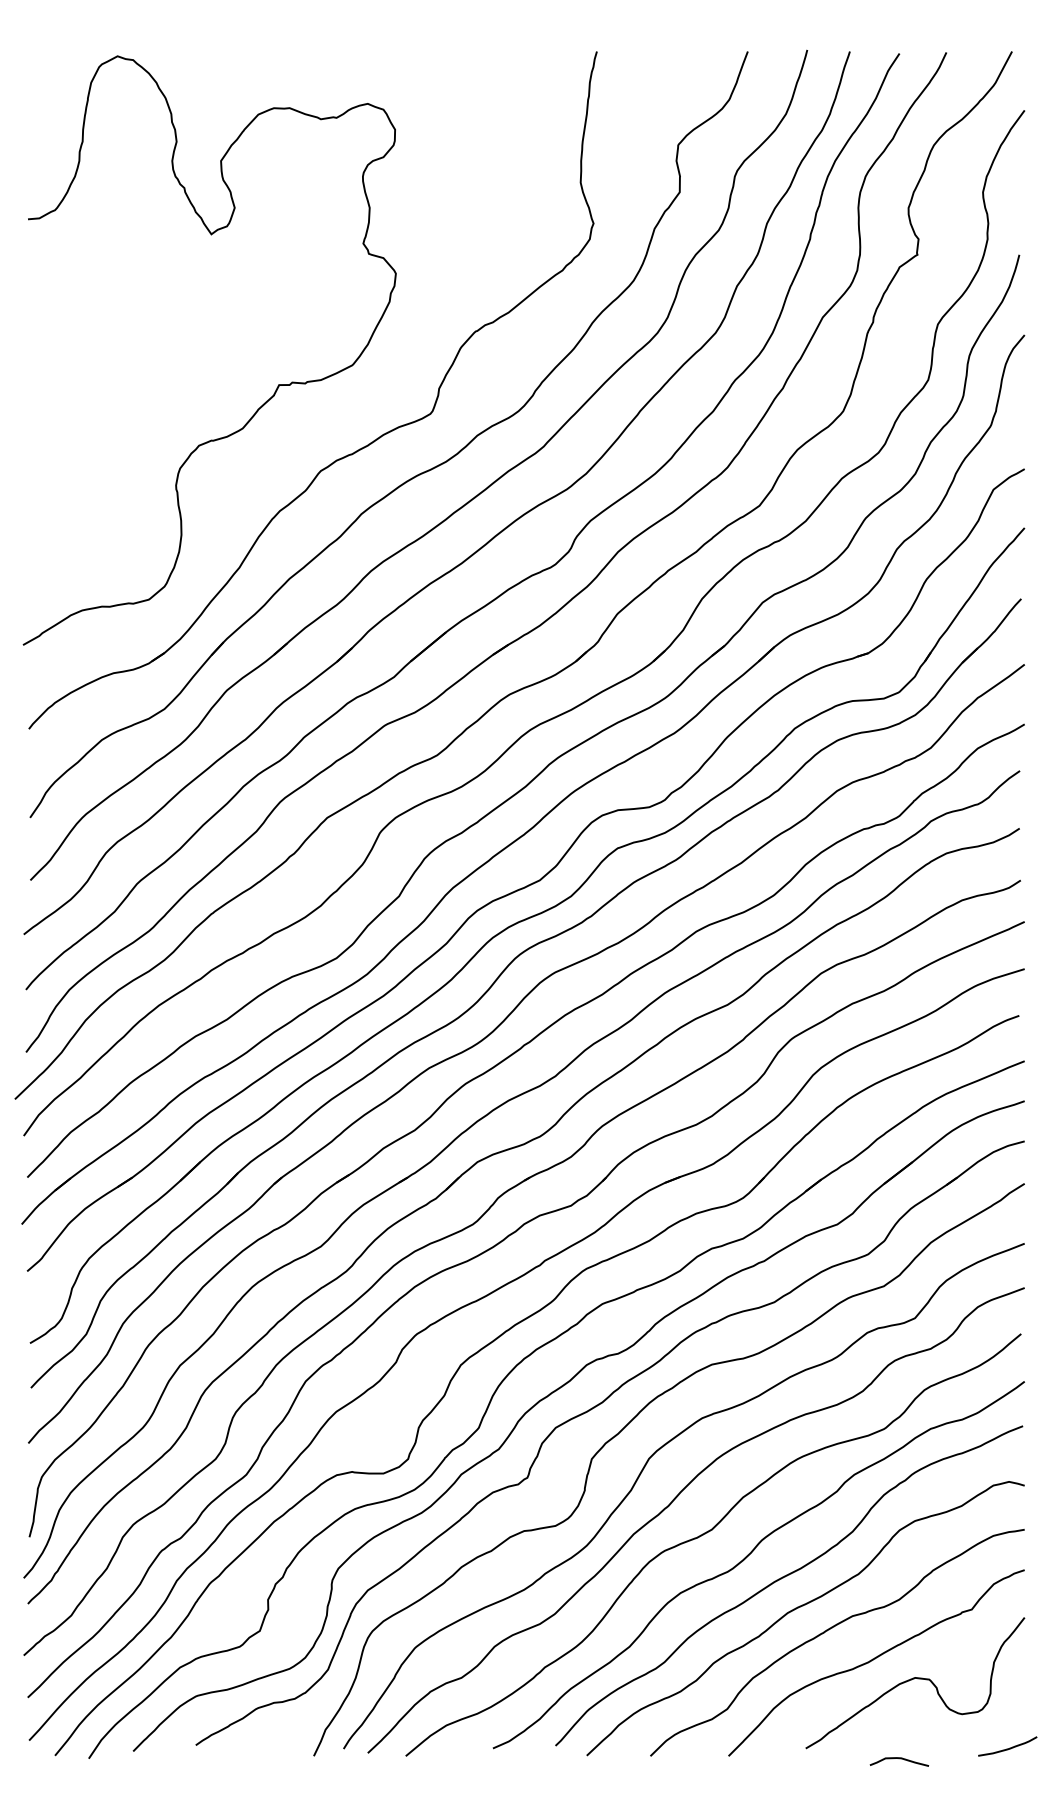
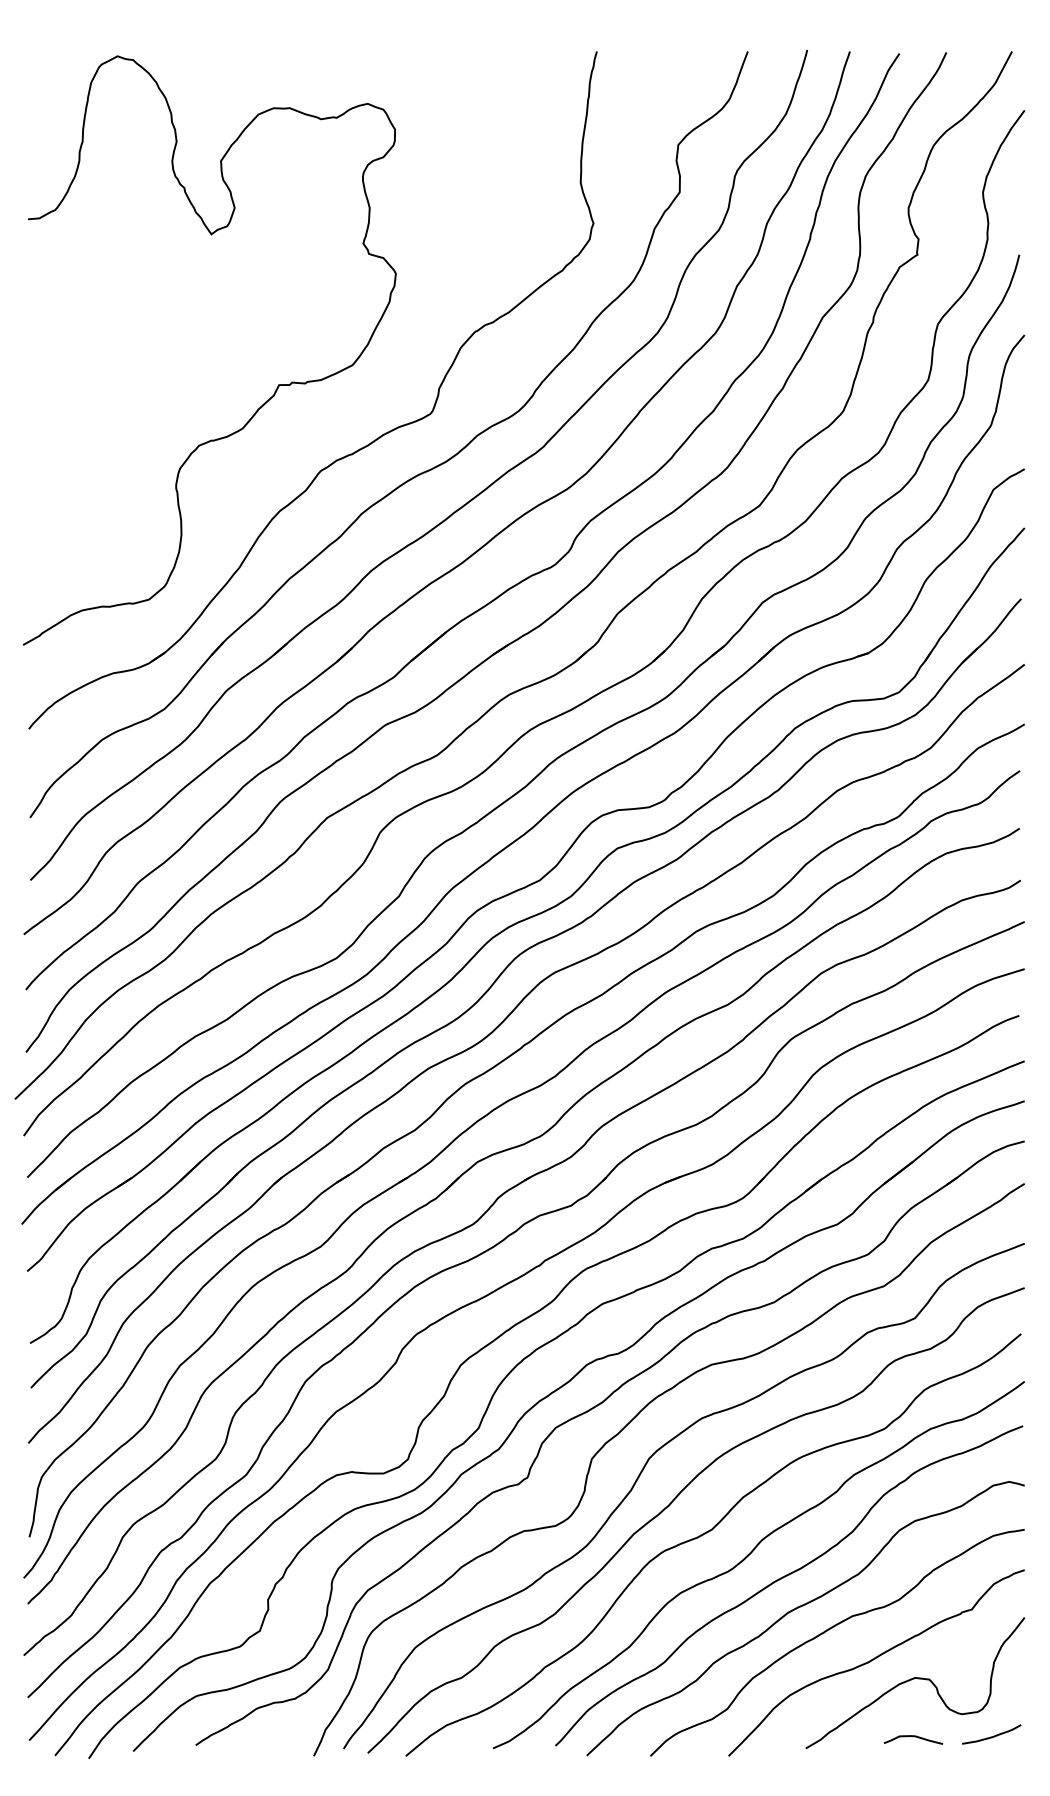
curve position: (1007, 1748) -> (991, 1736) (991, 1736)
curve position: (899, 1759) -> (913, 1737) (913, 1737)
